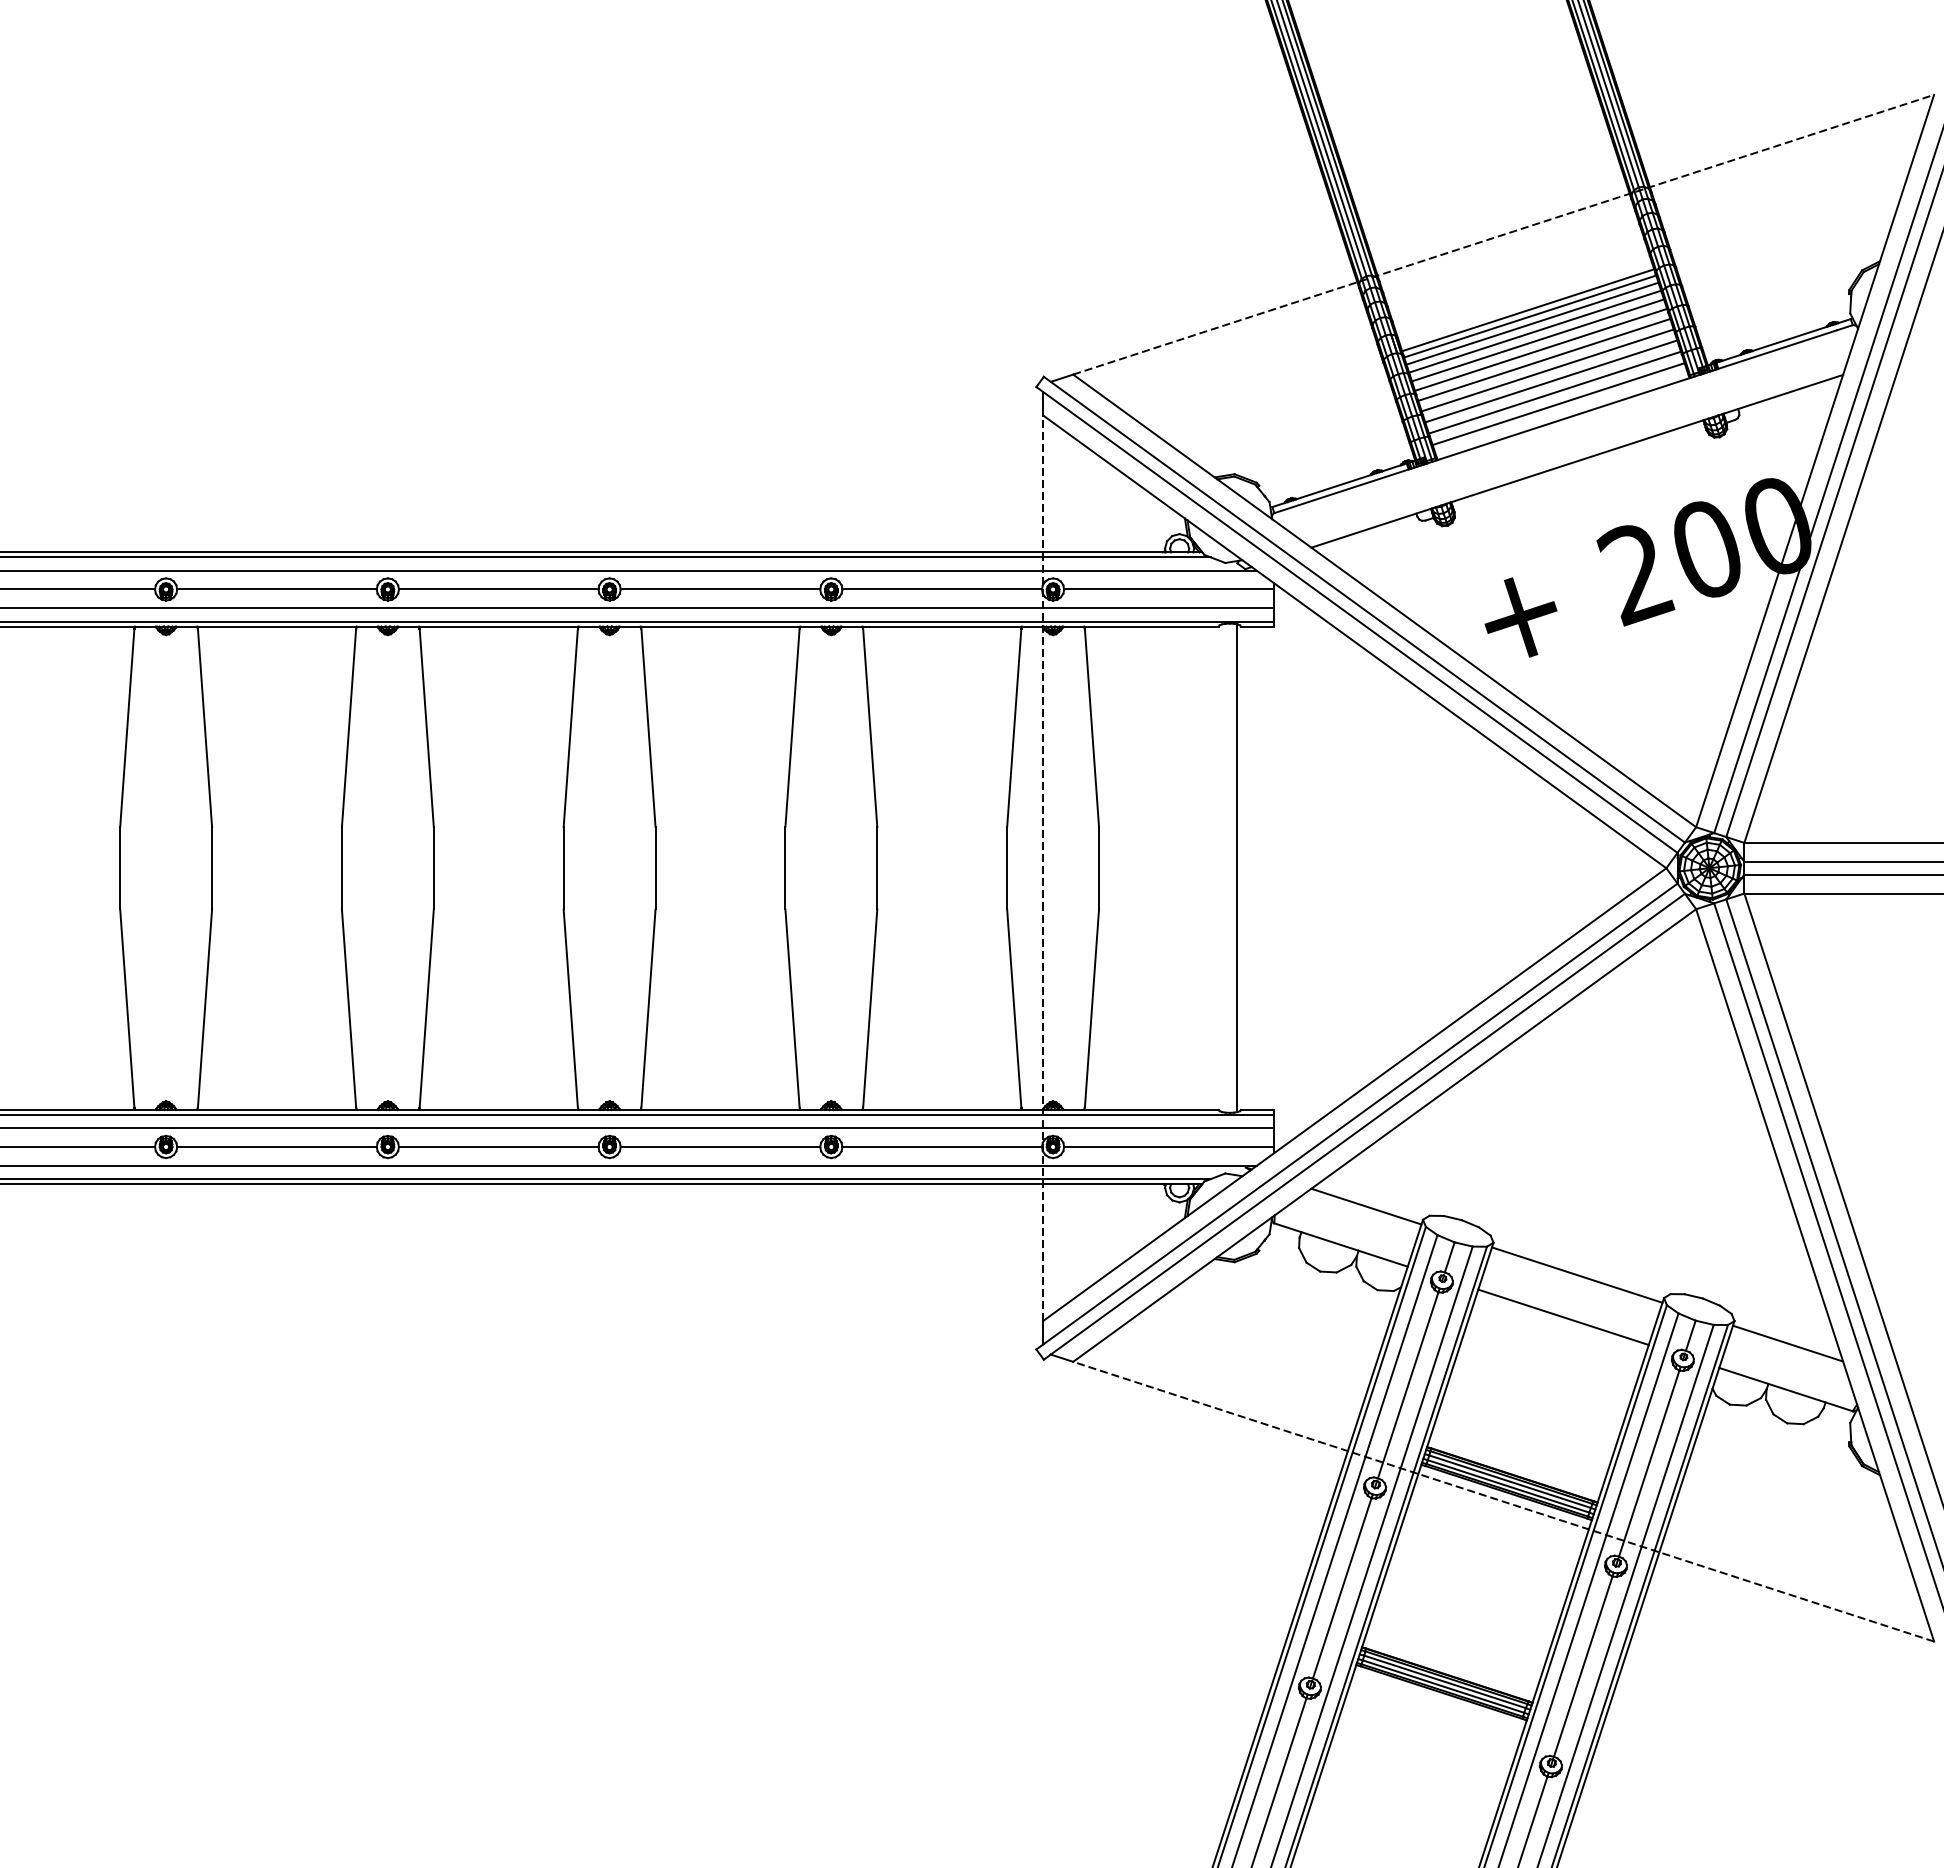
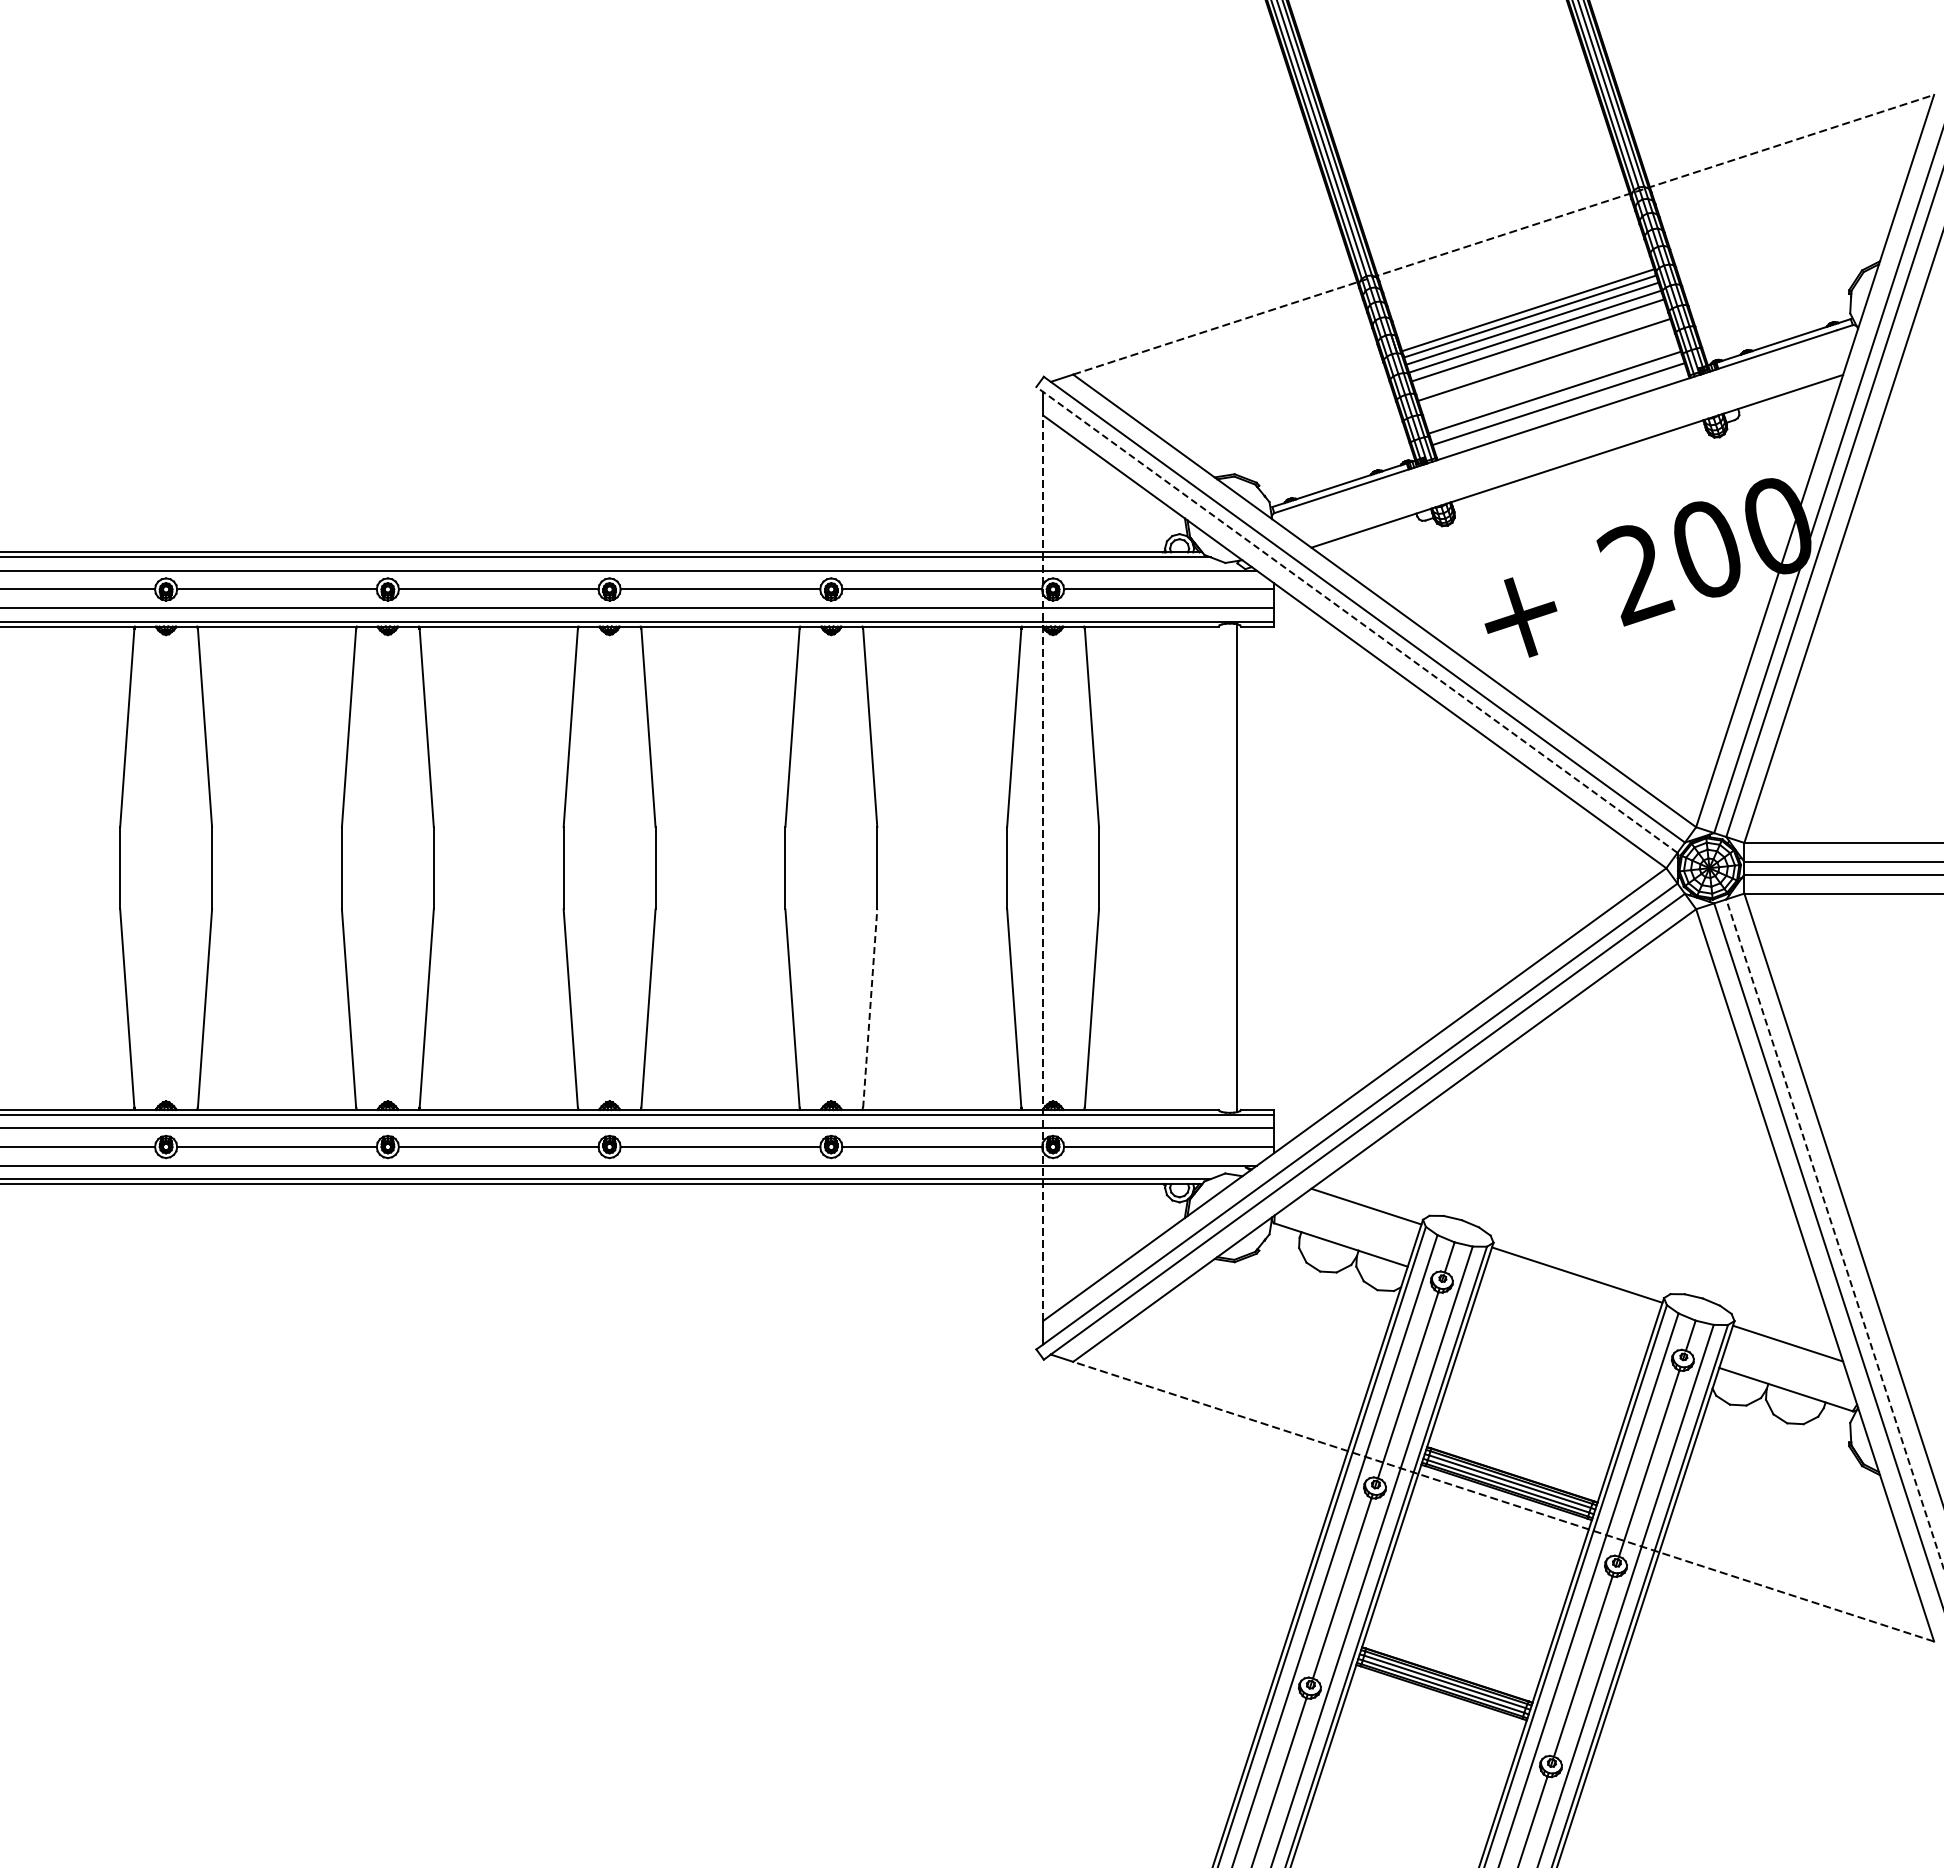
line: present -> none (1541, 349)
line: present -> none (1547, 370)
line: present -> none (1551, 381)
line: solid -> dashed (1356, 619)
line: solid -> dashed (870, 1008)
line: solid -> dashed (1834, 1233)
line: present -> none (1563, 1317)
